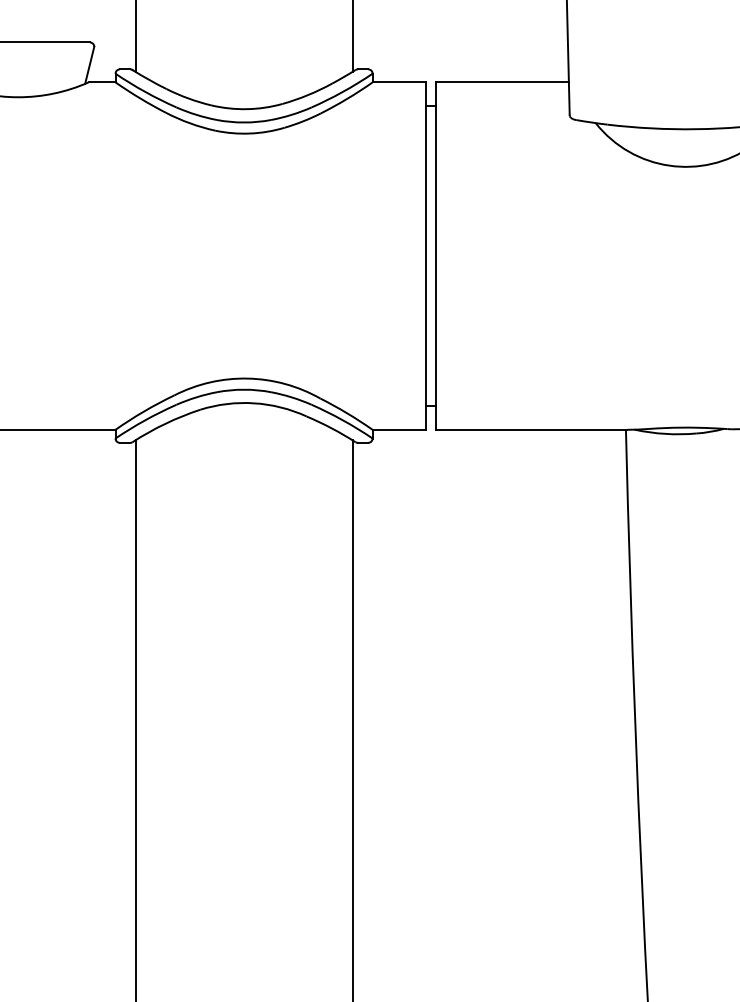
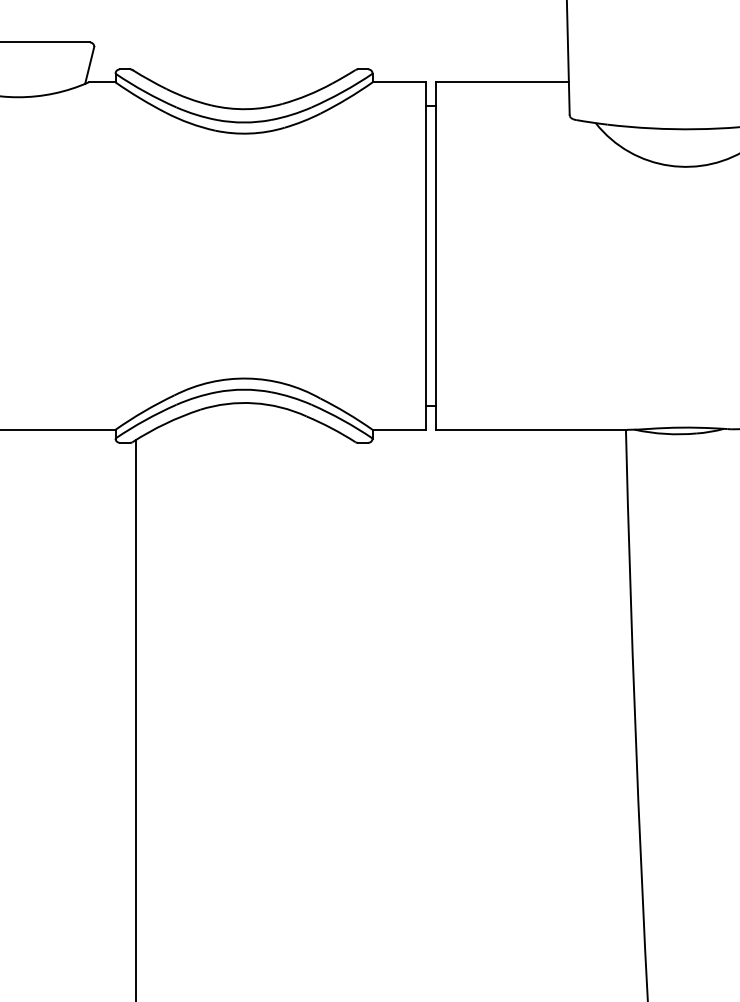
line: present -> none (135, 36)
line: present -> none (352, 36)
line: present -> none (352, 719)
